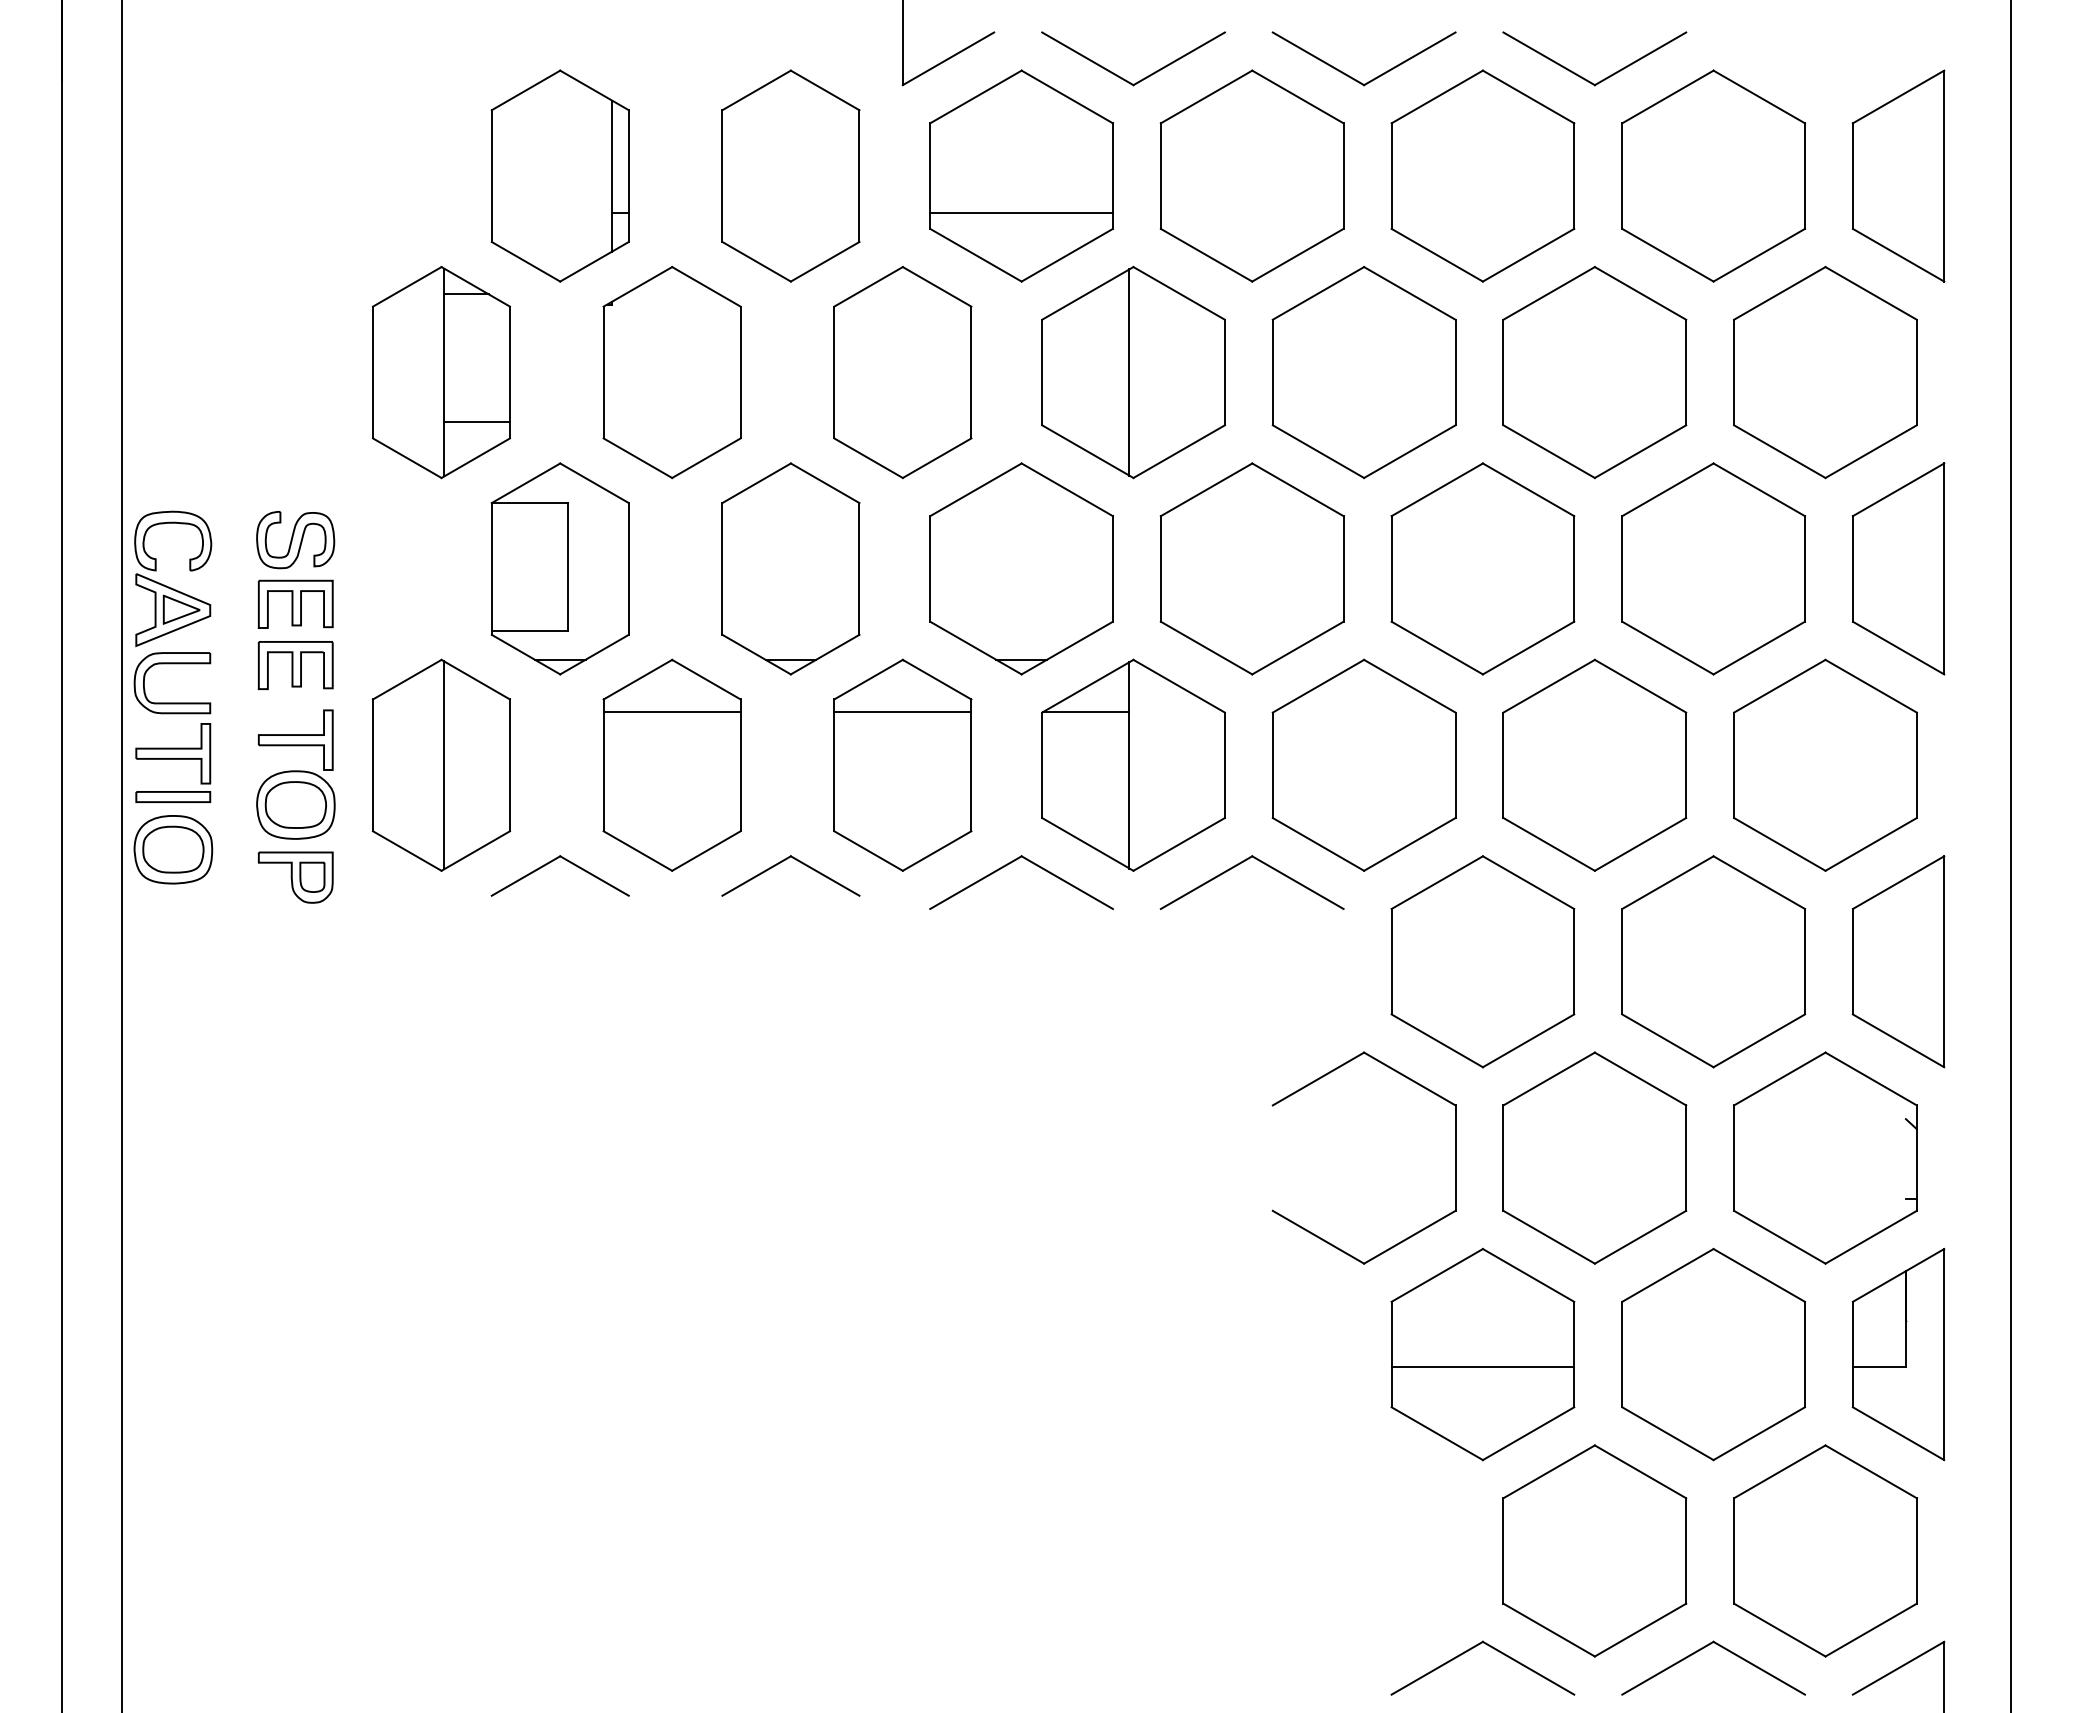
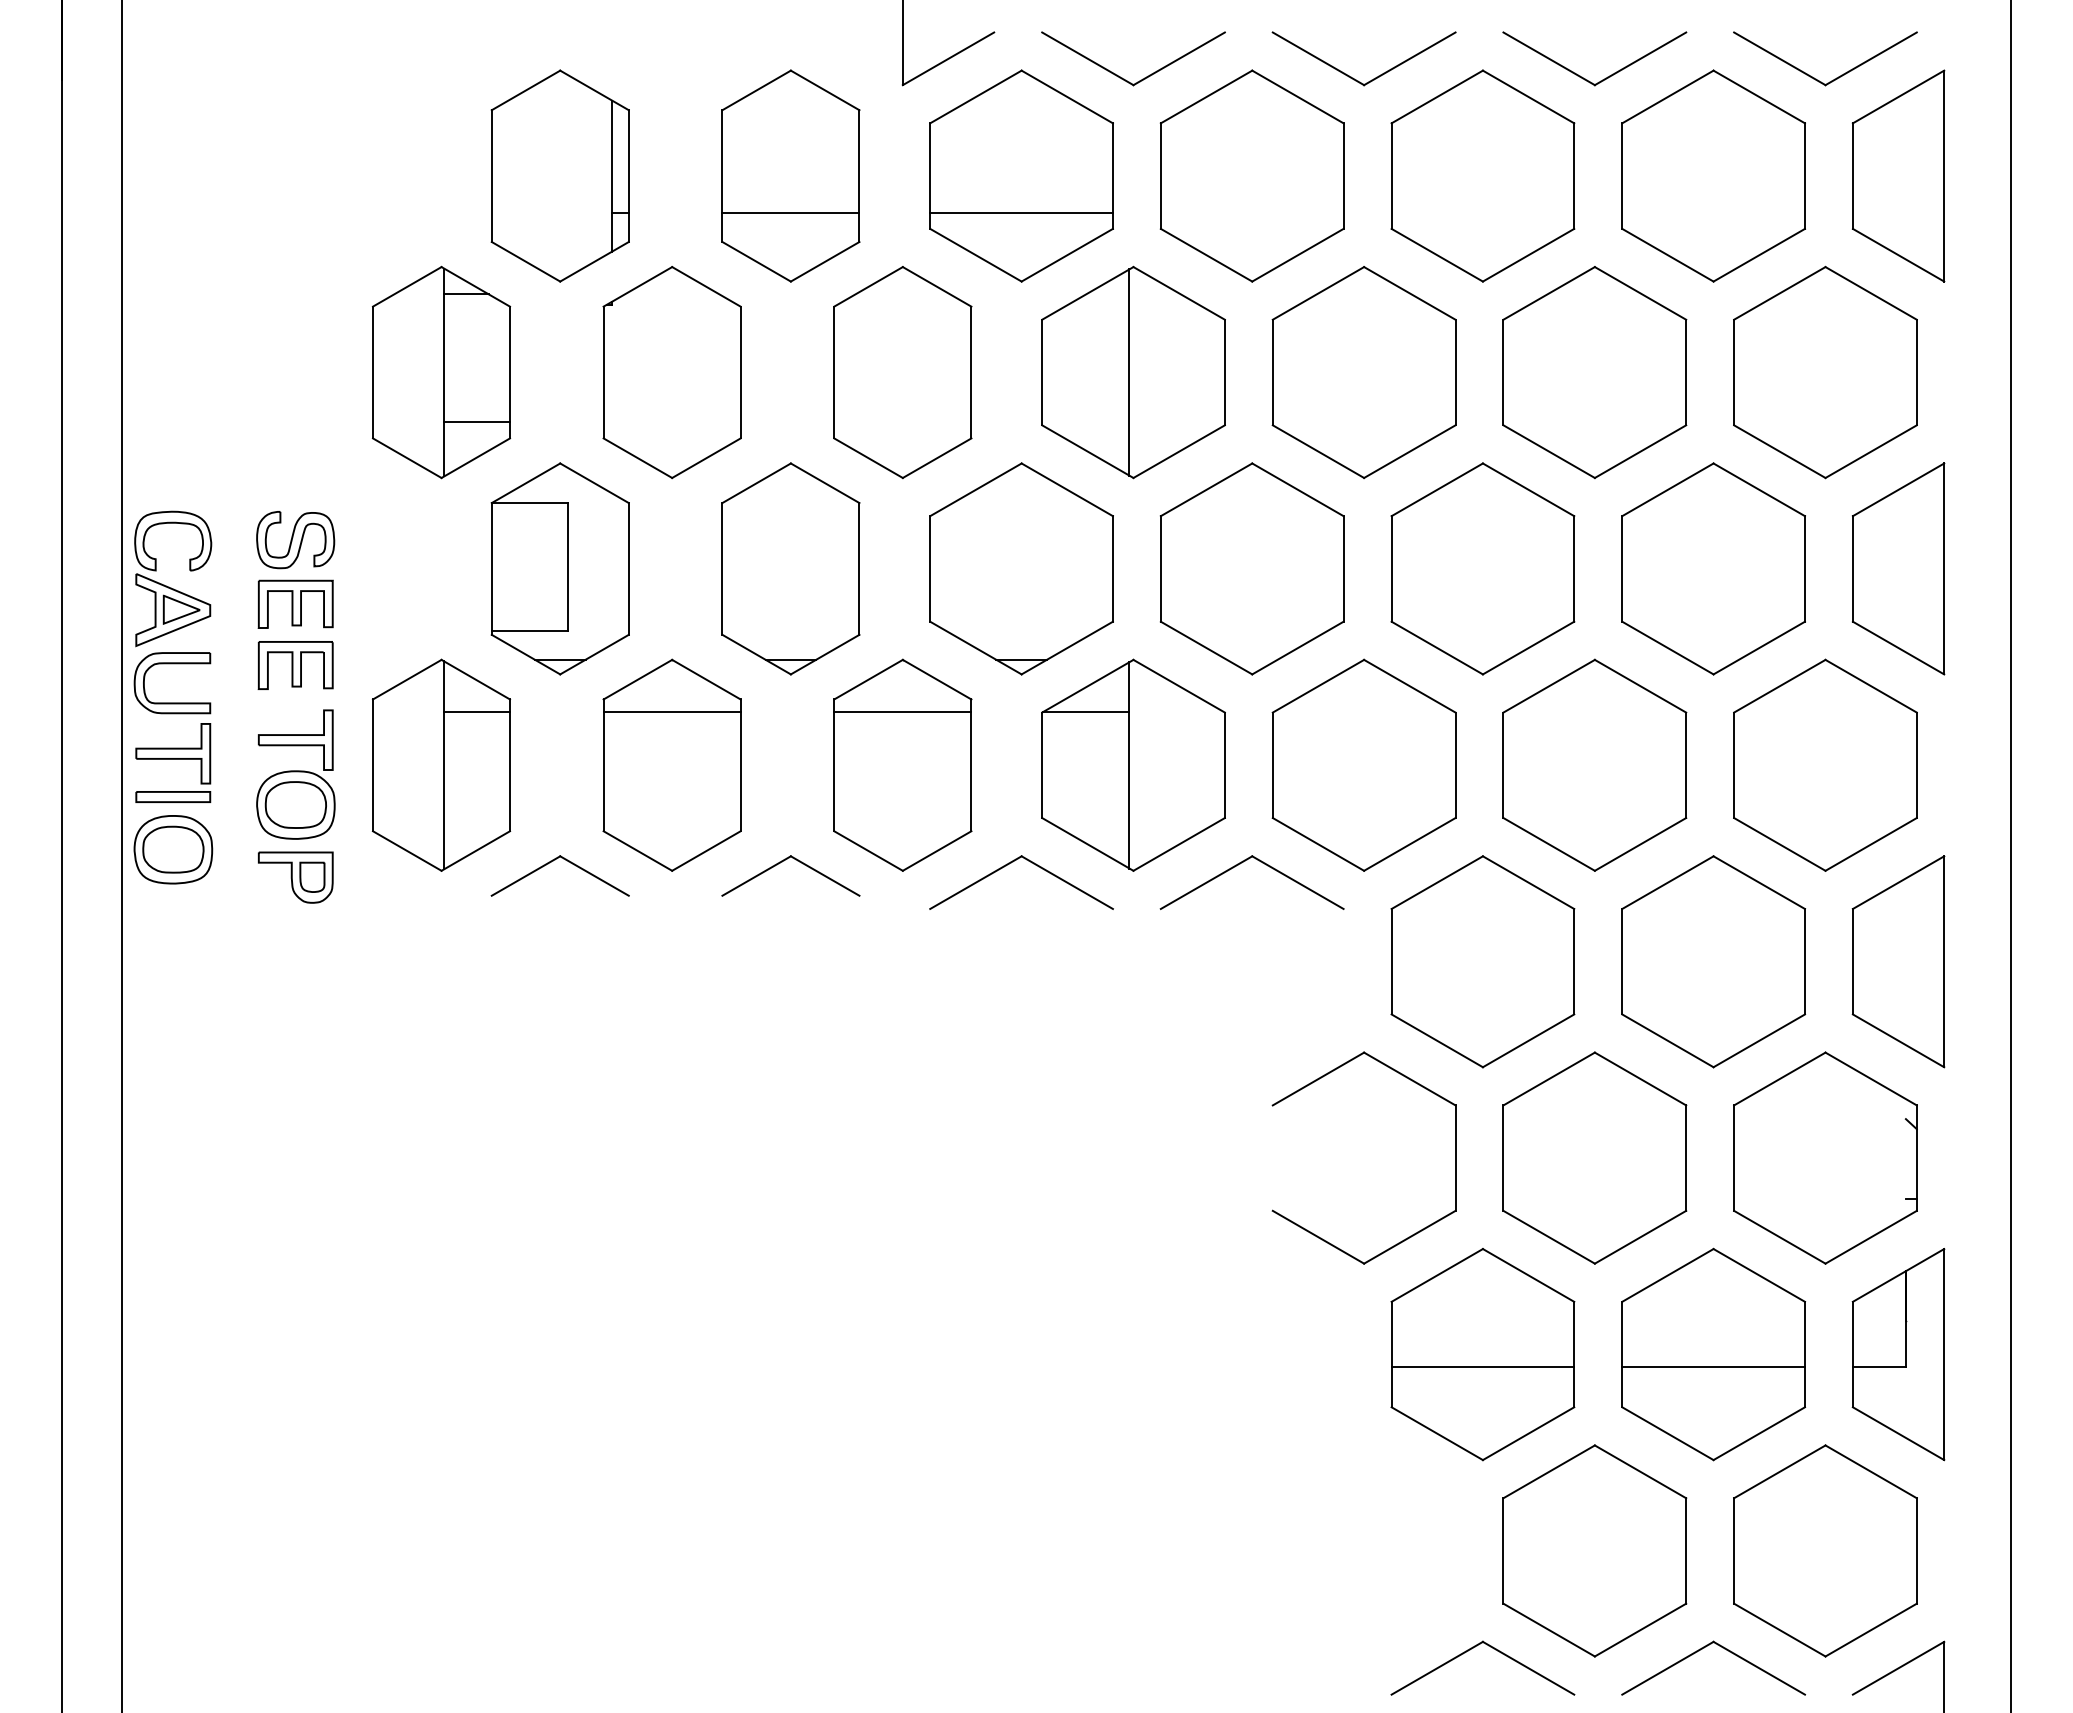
part: none -> present (1816, 78)
line: none -> present (790, 213)
line: none -> present (477, 712)
line: none -> present (1713, 1366)
